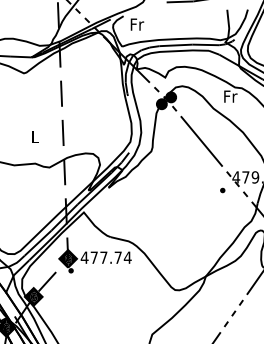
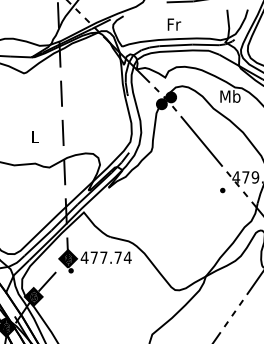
text position: (137, 24) -> (174, 24) (174, 24)
text: Fr -> Mb (230, 96)
